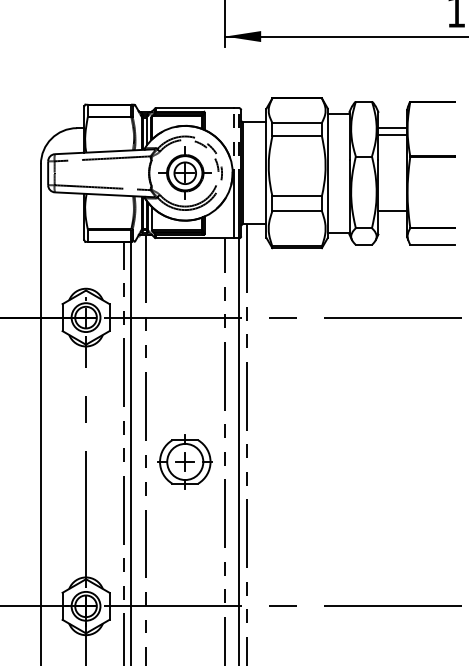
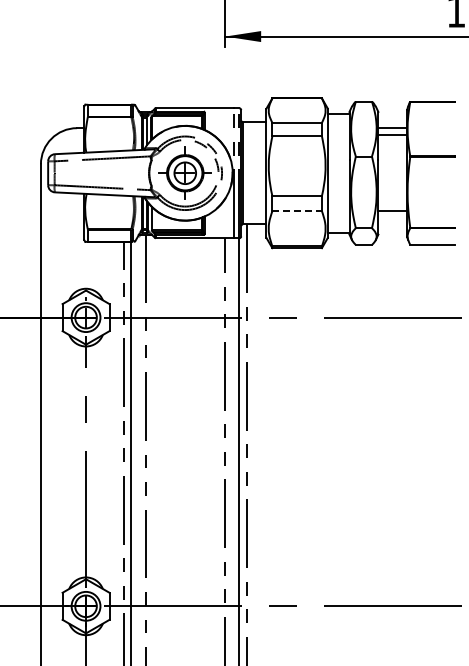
line: solid -> dashed (297, 211)
part: present -> none (184, 461)
